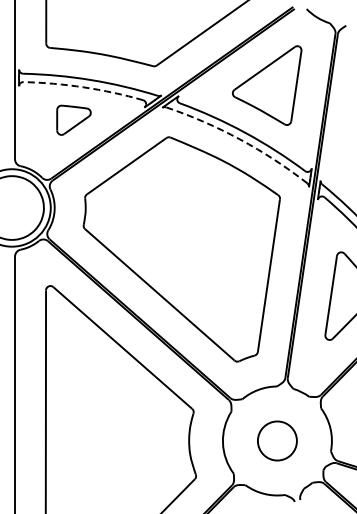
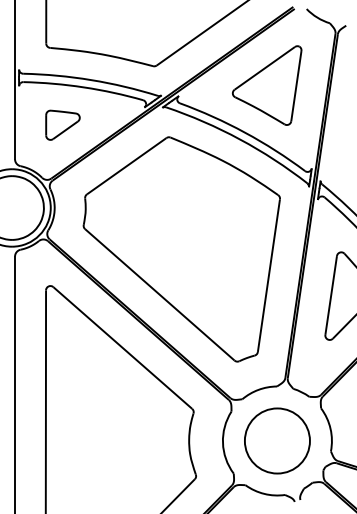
arc: dashed -> solid (83, 87)
part position: (73, 119) -> (62, 124) (62, 124)
arc: dashed -> solid (239, 139)
circle diameter: 39 px -> 65 px (276, 440)
